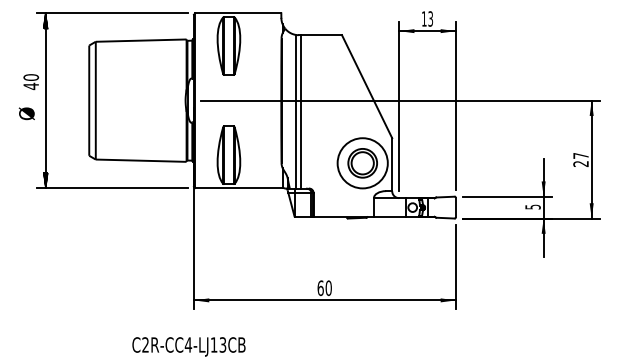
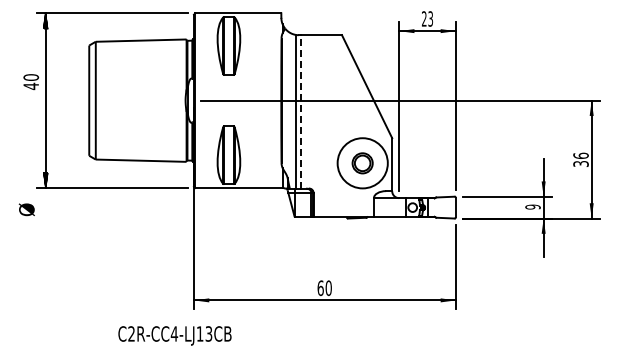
text: 13 -> 23 (423, 18)
line: solid -> dashed (300, 111)
text position: (26, 113) -> (26, 209) (26, 209)
text: 27 -> 36 (580, 159)
part size: 31x31 px -> 23x23 px (362, 163)
text: 5 -> 9 (532, 206)
text position: (188, 346) -> (174, 335) (174, 335)
